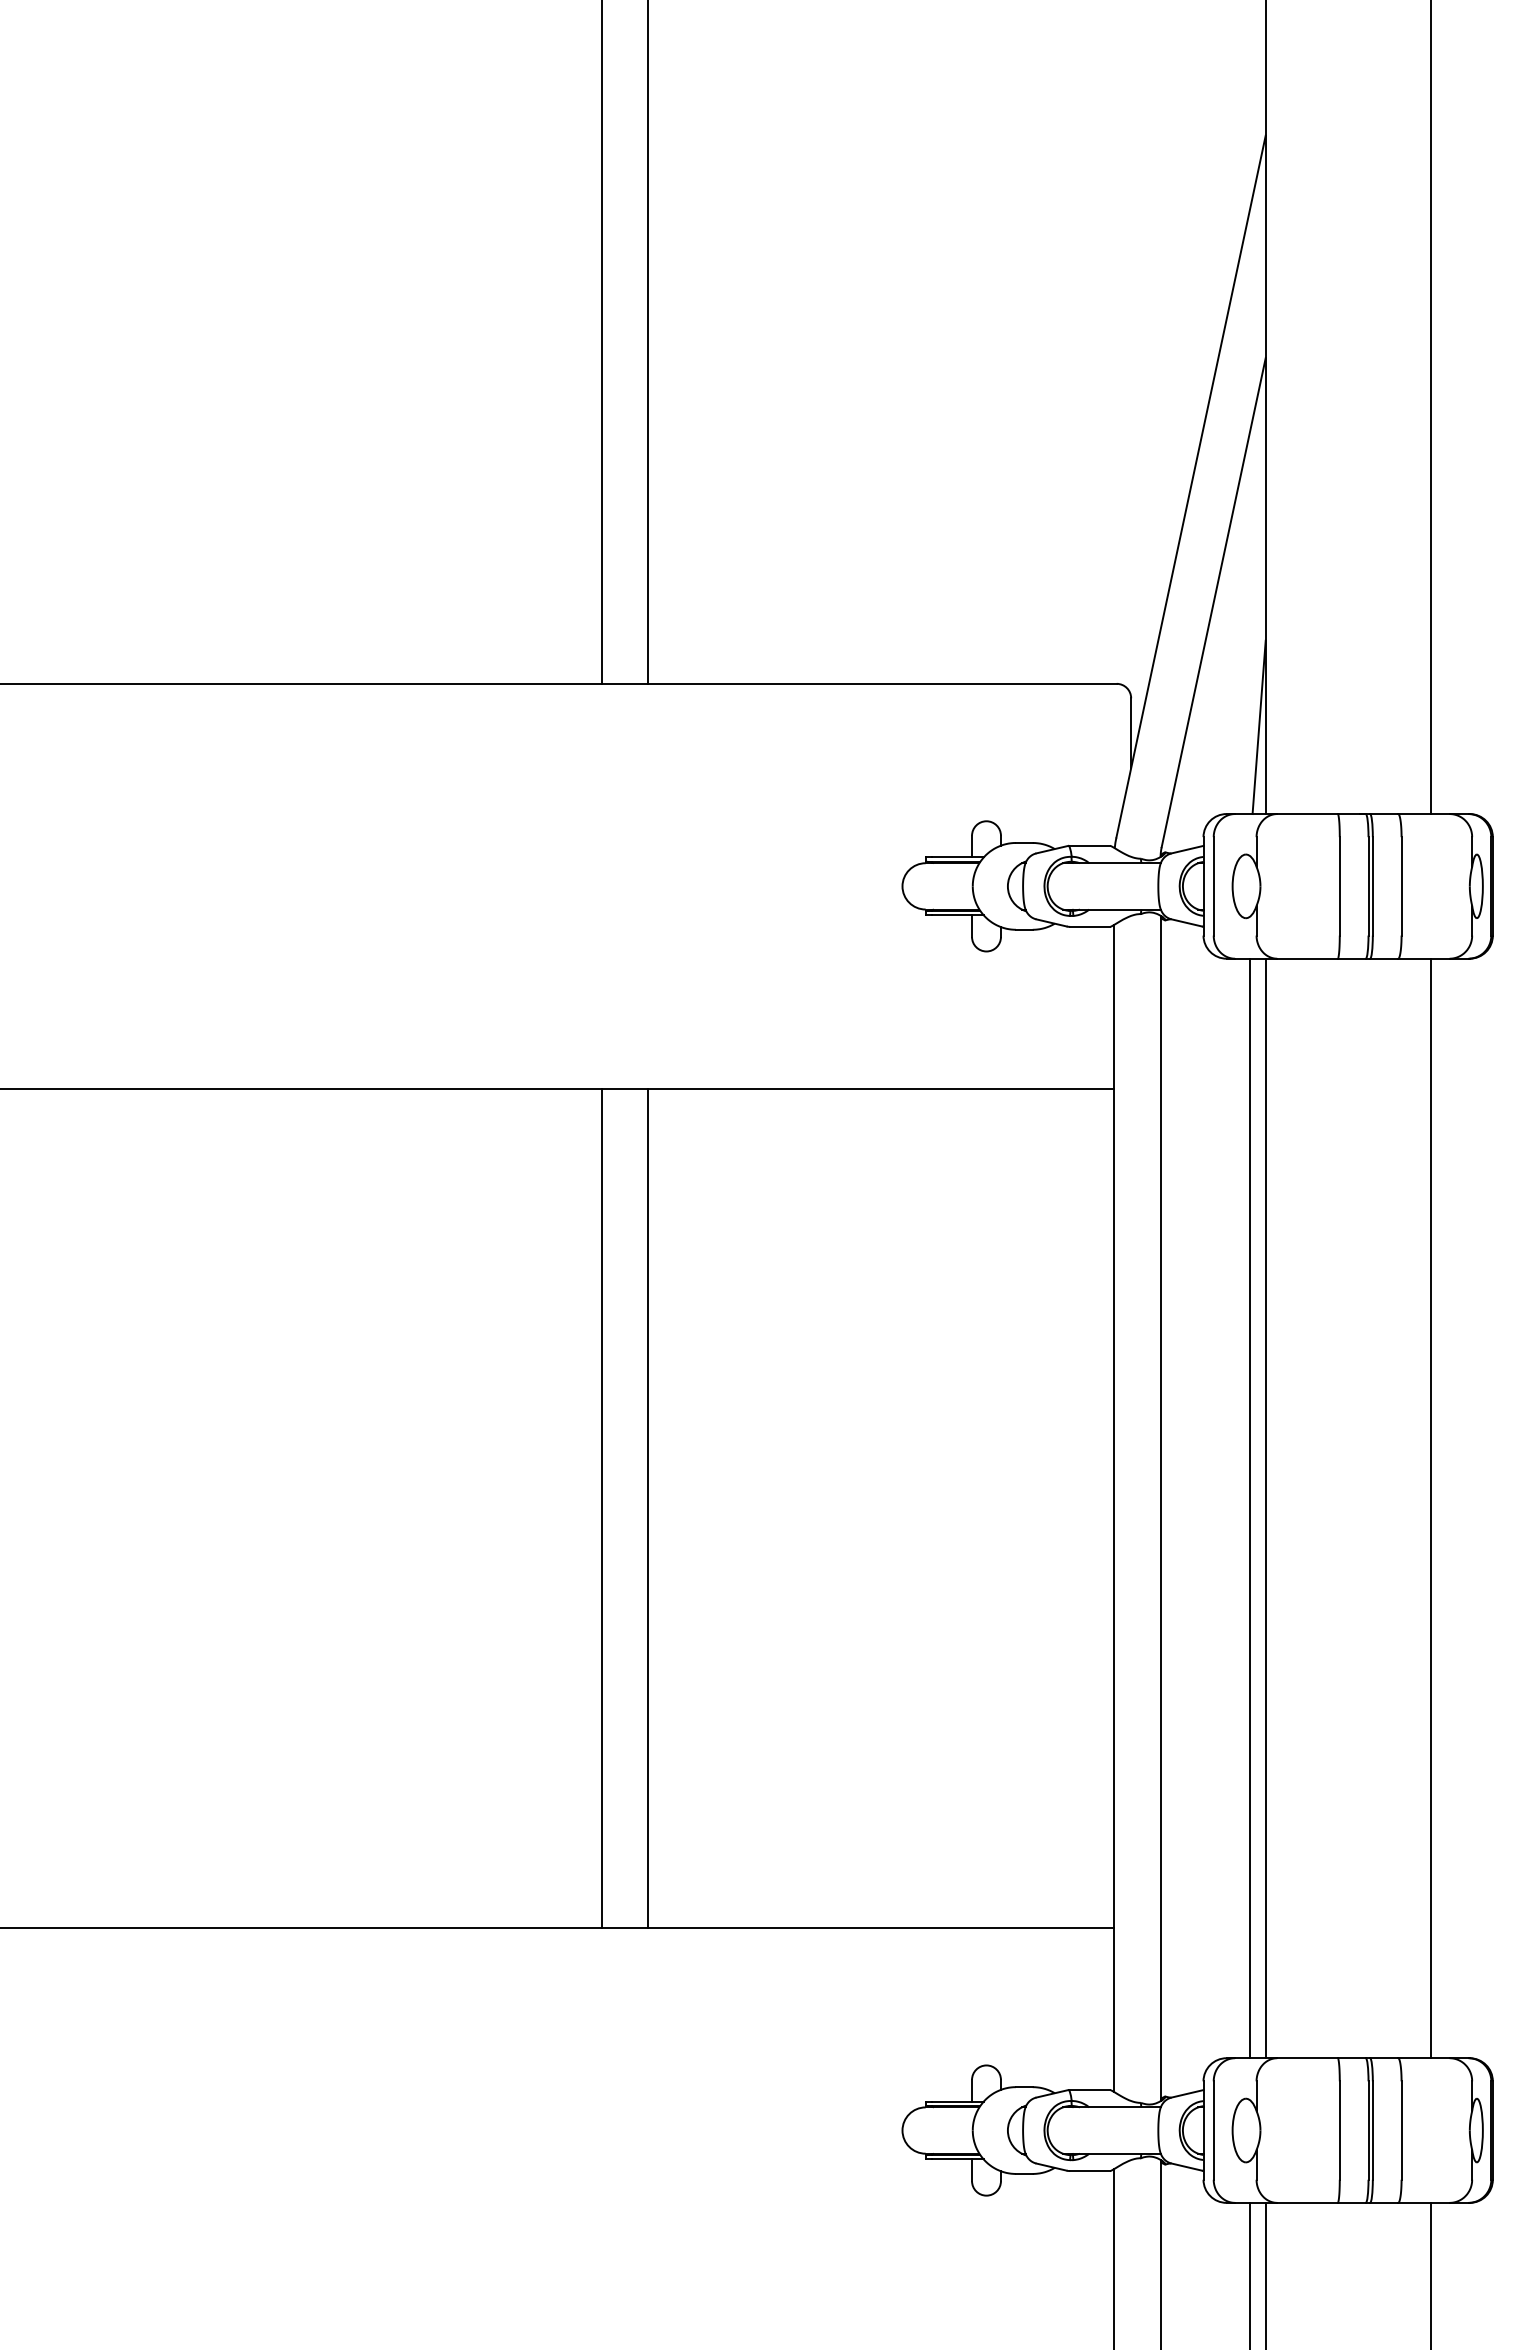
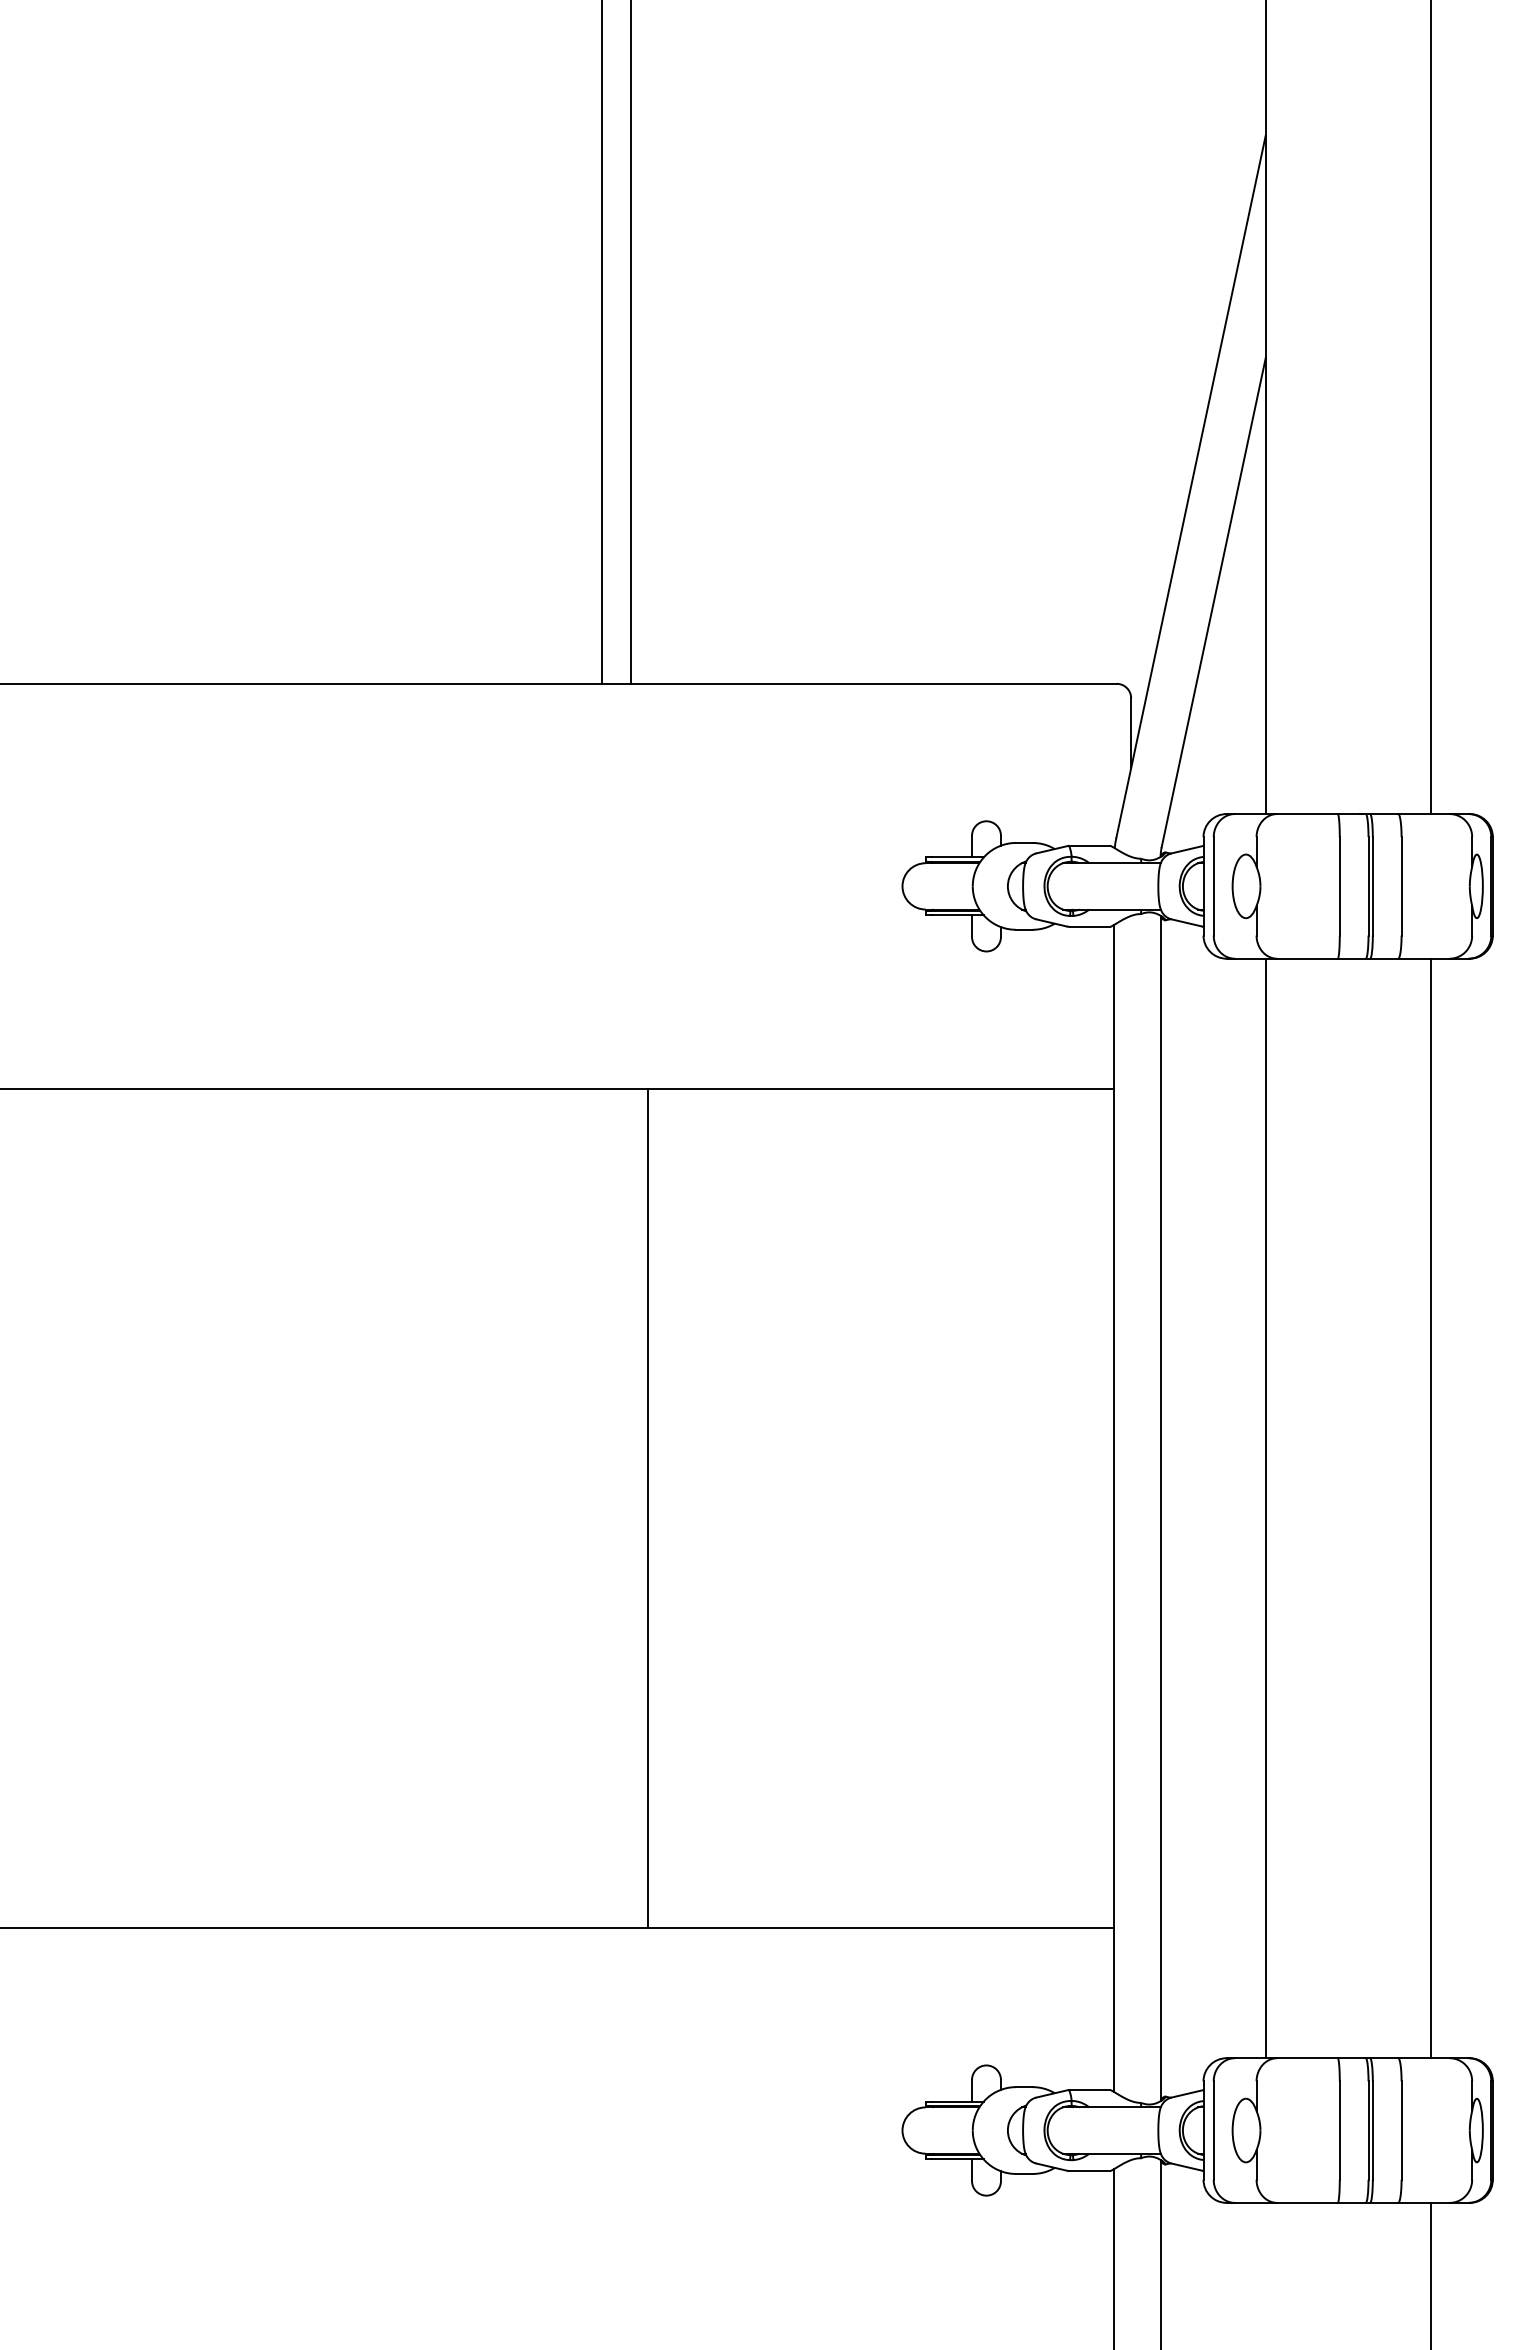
line position: (647, 342) -> (630, 342) (630, 342)
line: present -> none (1258, 727)
line: present -> none (601, 1508)
line: present -> none (1249, 1508)
line: present -> none (1249, 2274)
line: present -> none (1265, 2274)
